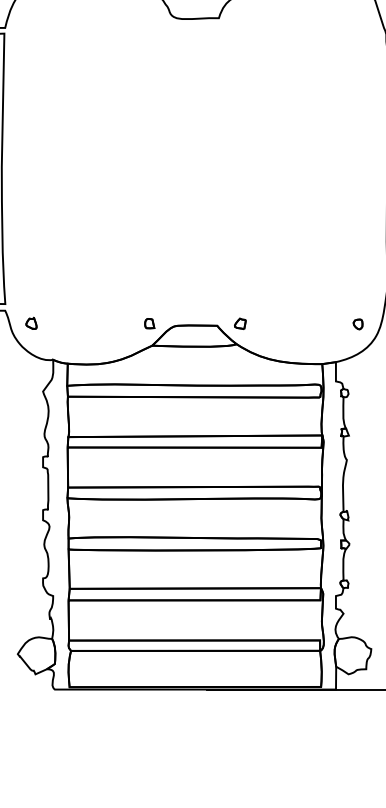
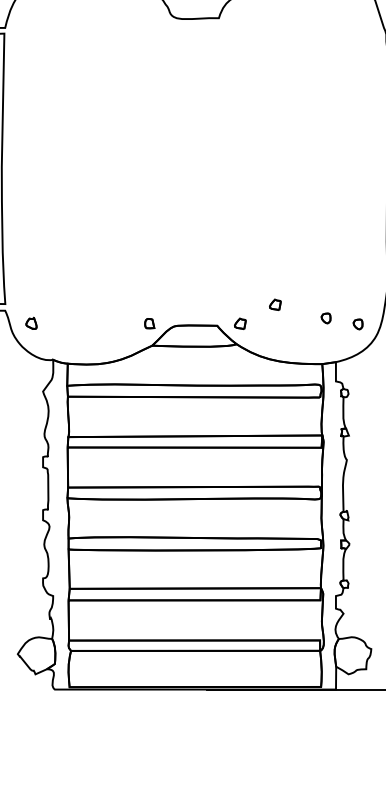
part: none -> present (275, 304)
part: none -> present (325, 318)
